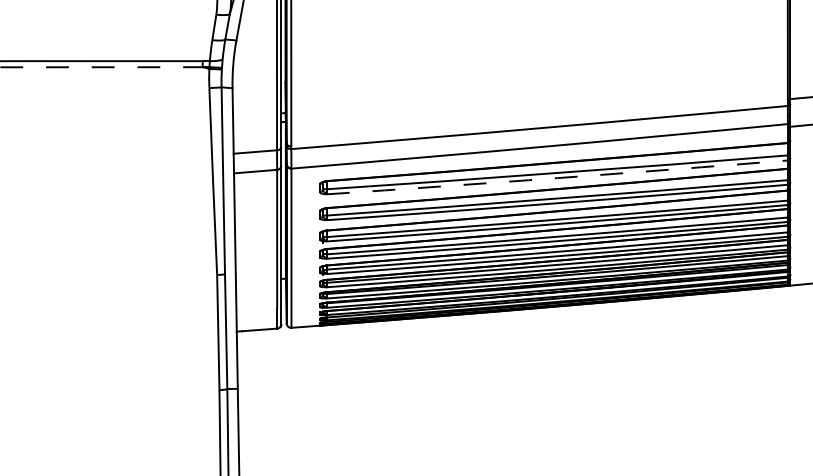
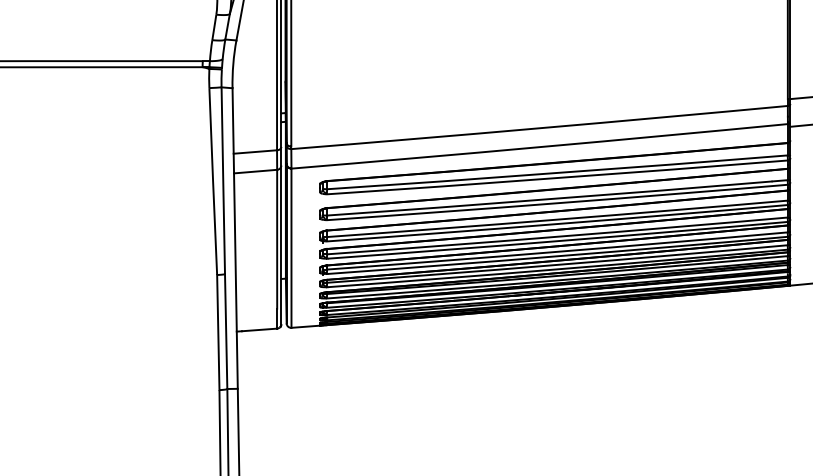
line: dashed -> solid (101, 67)
arc: dashed -> solid (557, 178)
